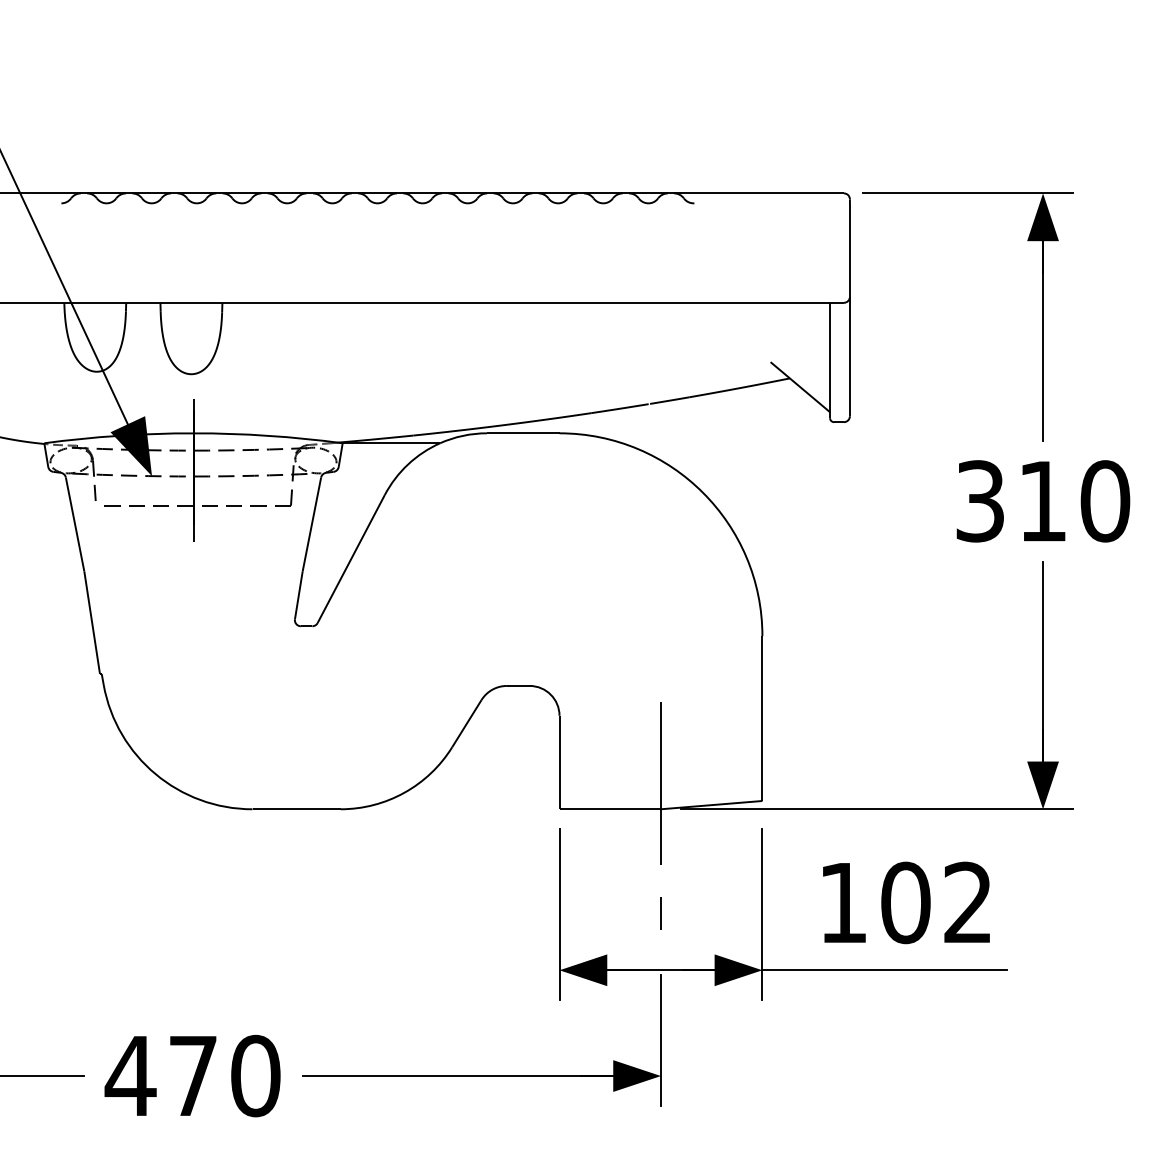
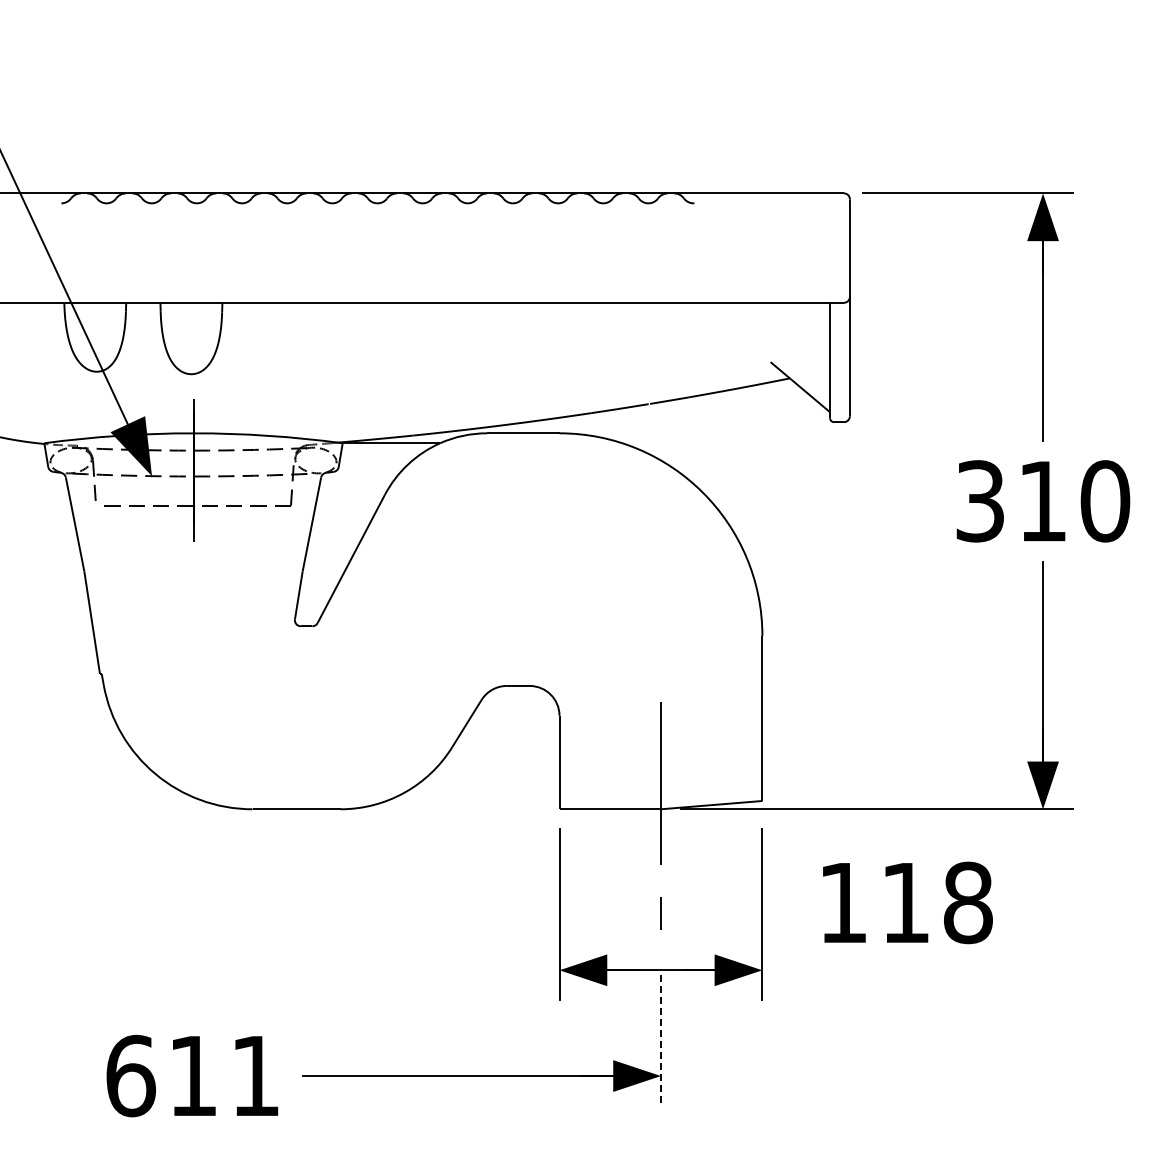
text: 102 -> 118 (936, 902)
line: present -> none (884, 970)
line: solid -> dashed (660, 1040)
text: 470 -> 611 (192, 1075)
line: present -> none (43, 1076)
